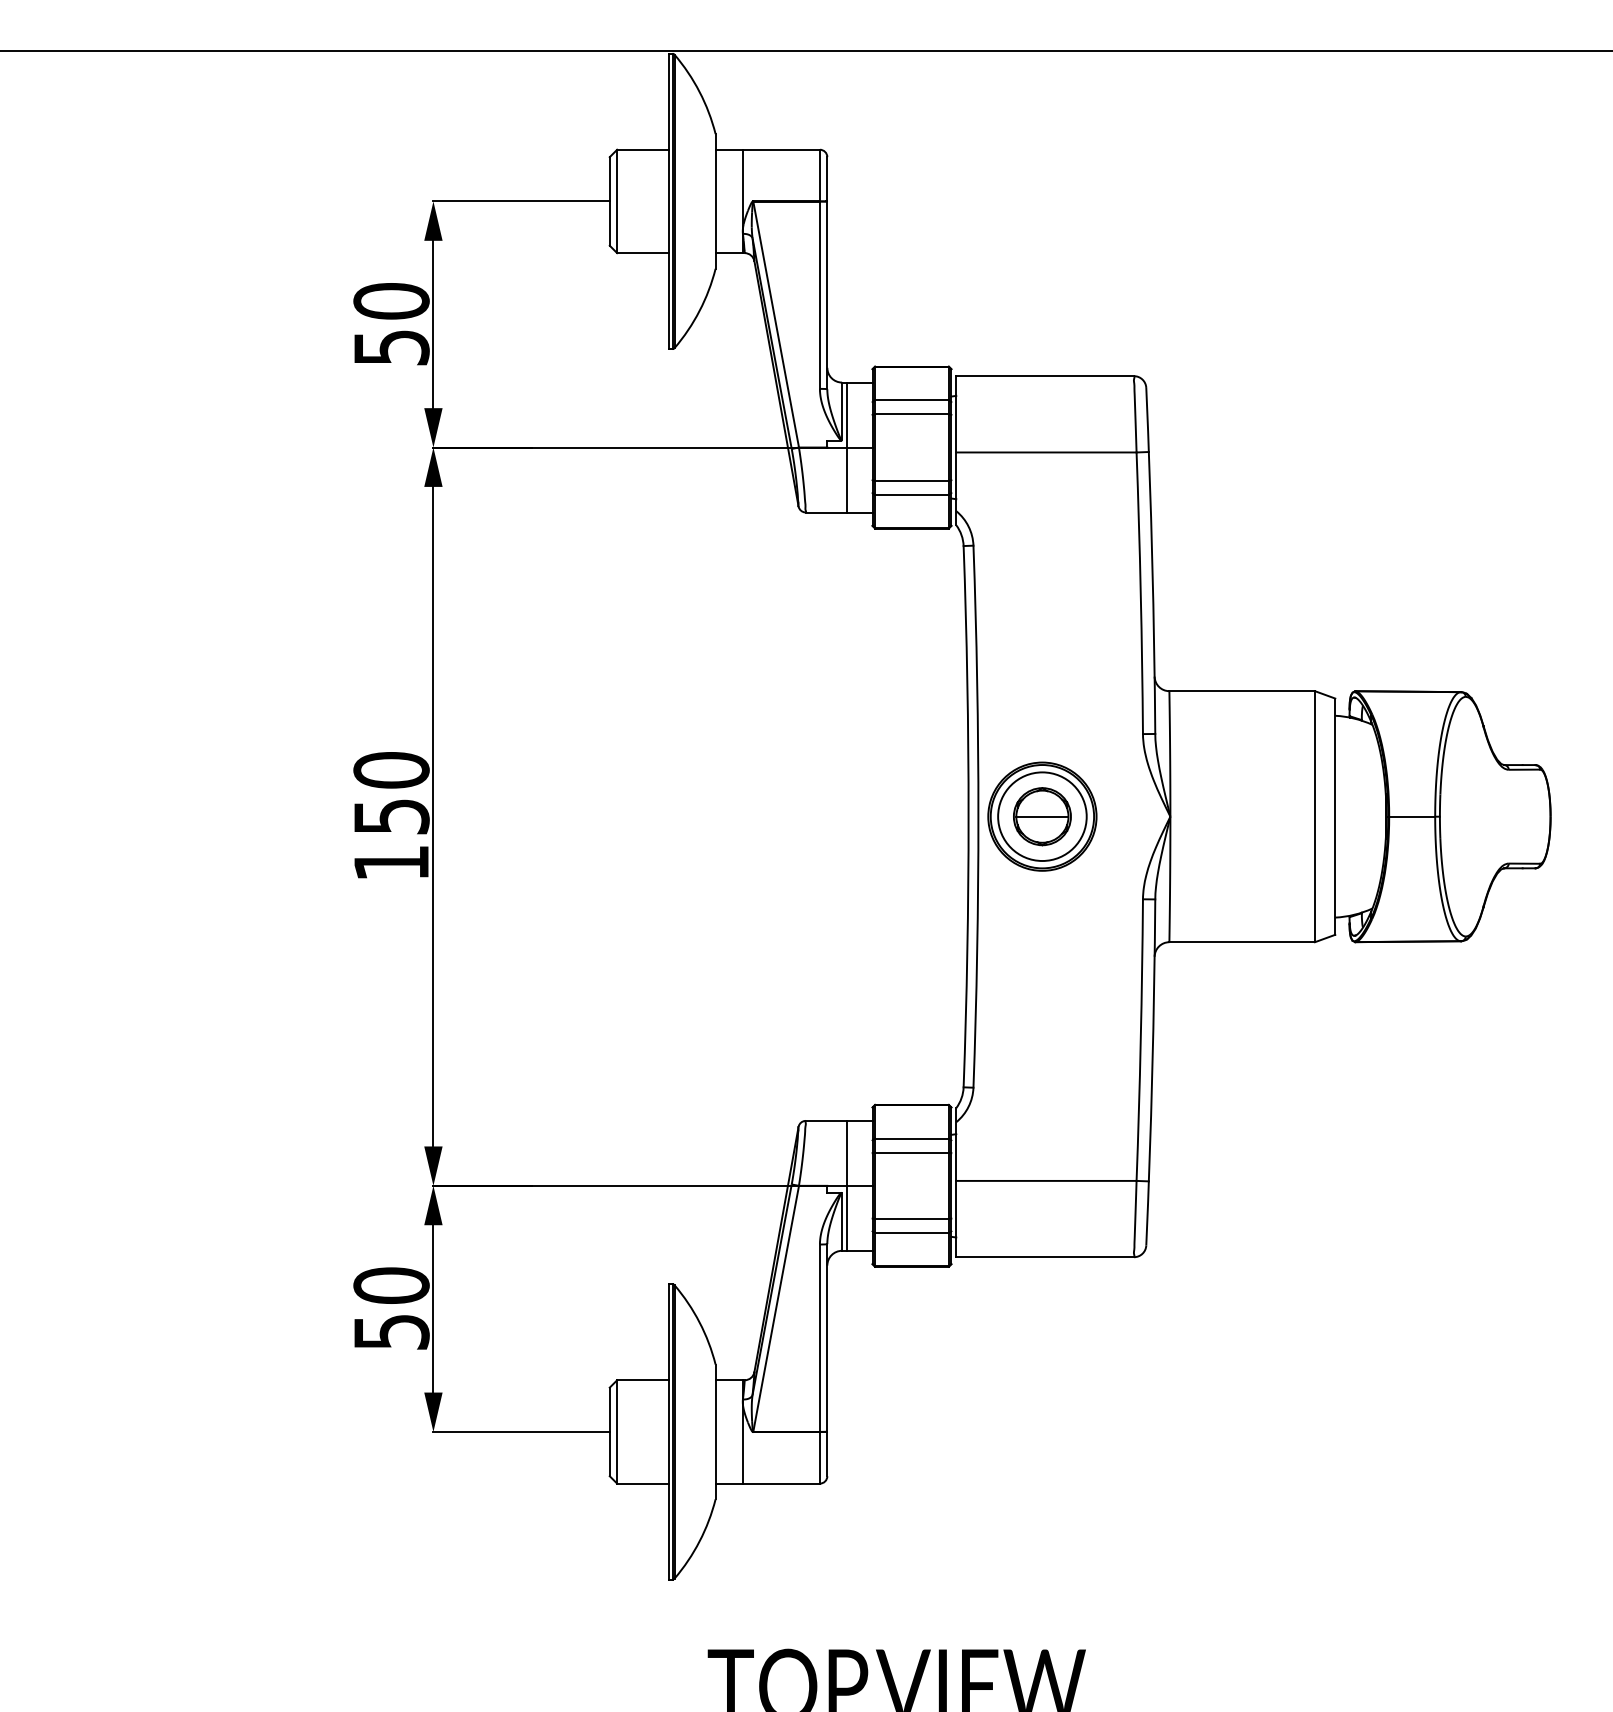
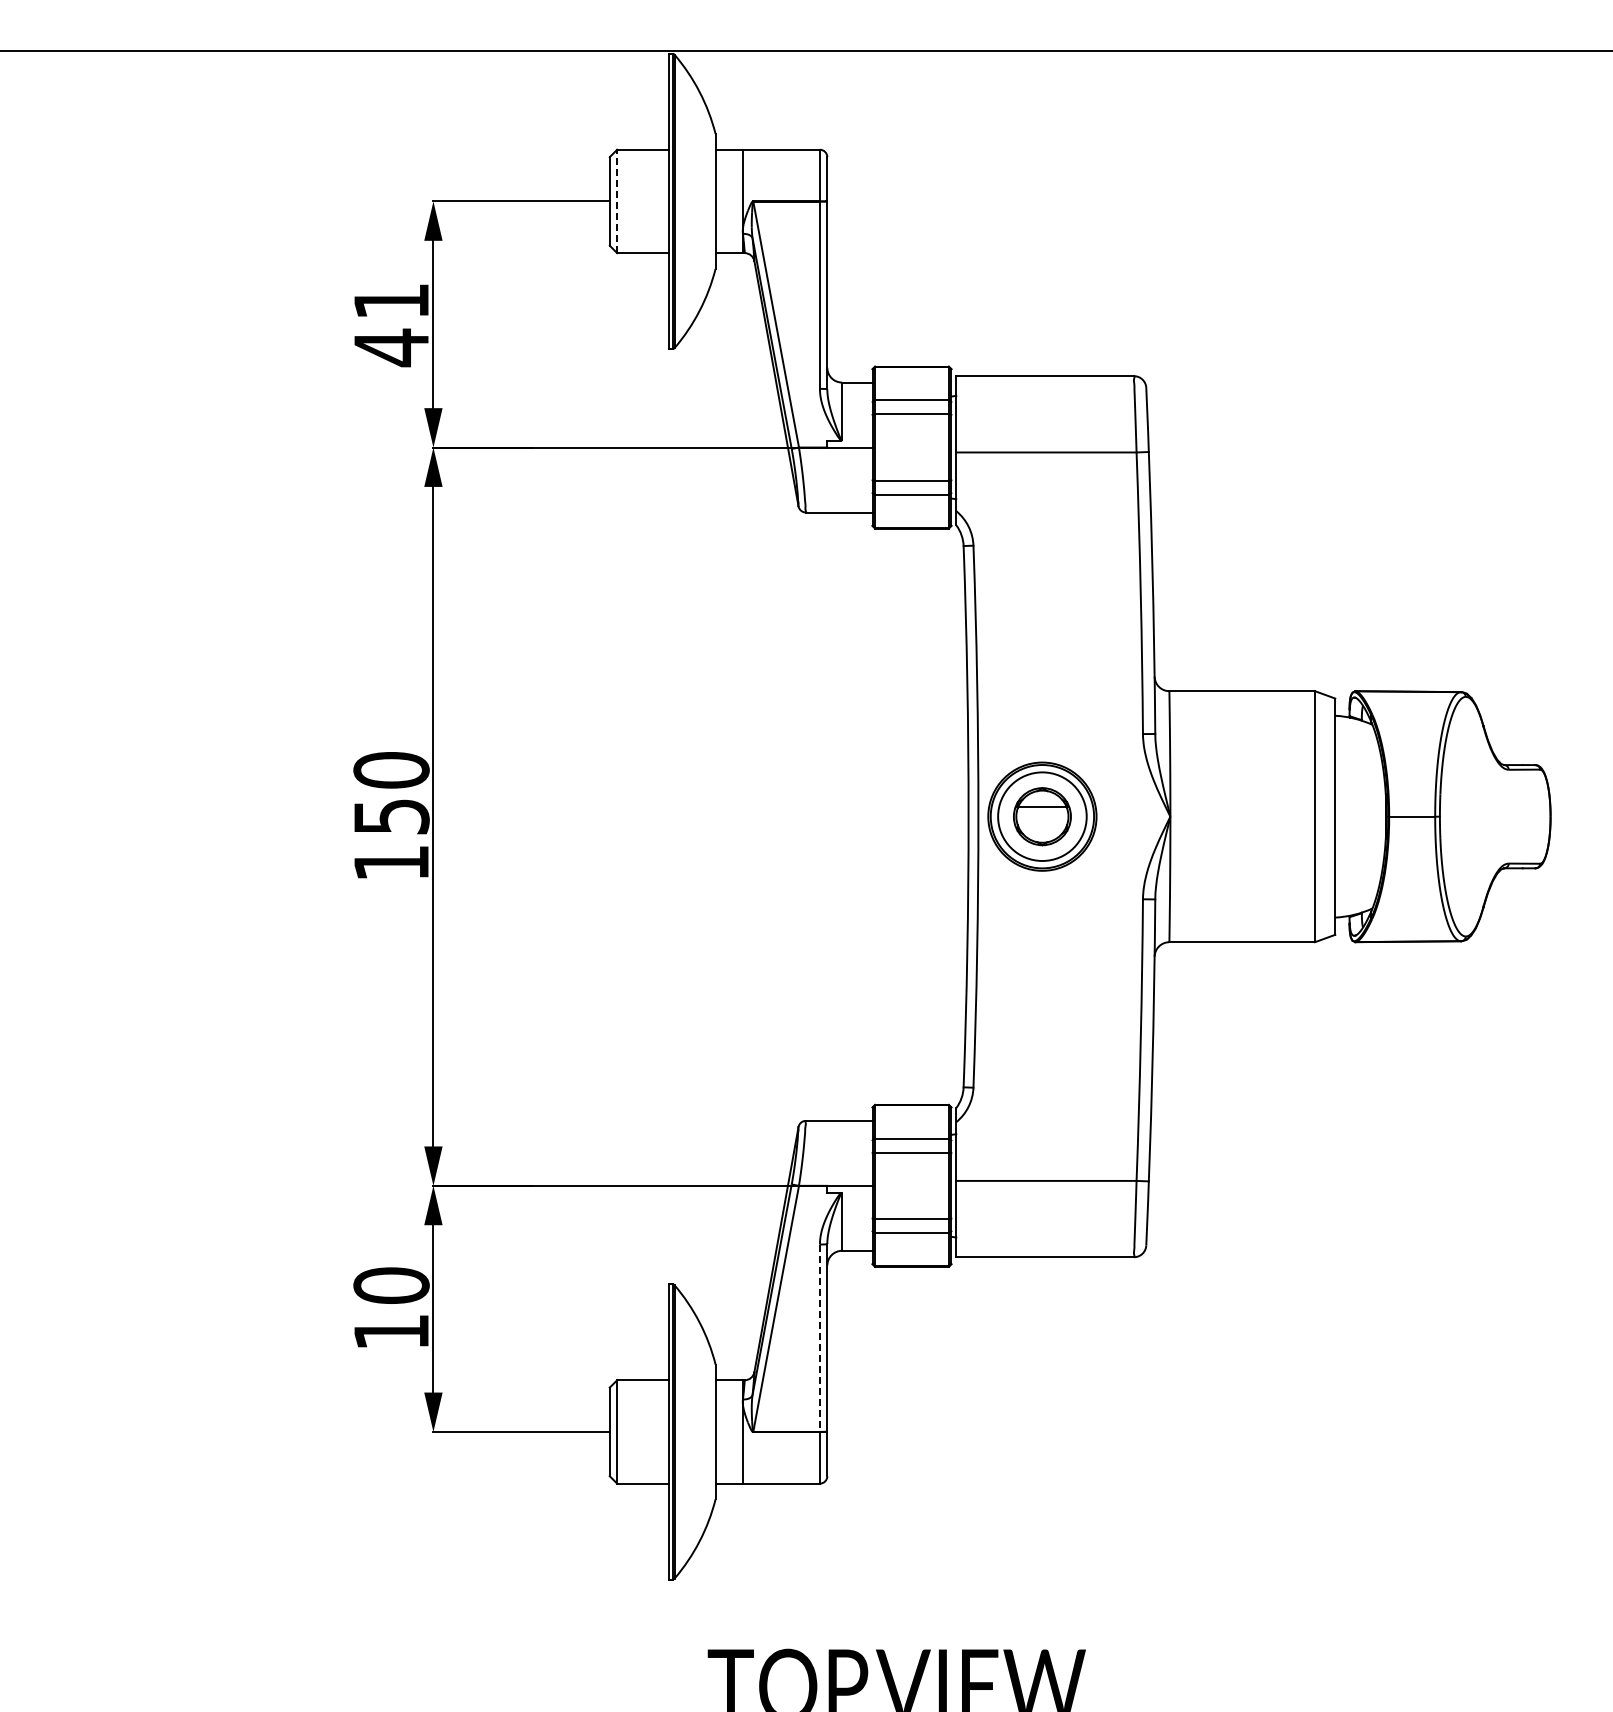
line: solid -> dashed (617, 201)
text: 50 -> 41 (391, 325)
line: present -> none (847, 447)
line position: (1042, 816) -> (1042, 806) (1042, 806)
line: present -> none (847, 1185)
text: 50 -> 10 (391, 1332)
line: solid -> dashed (819, 1338)
